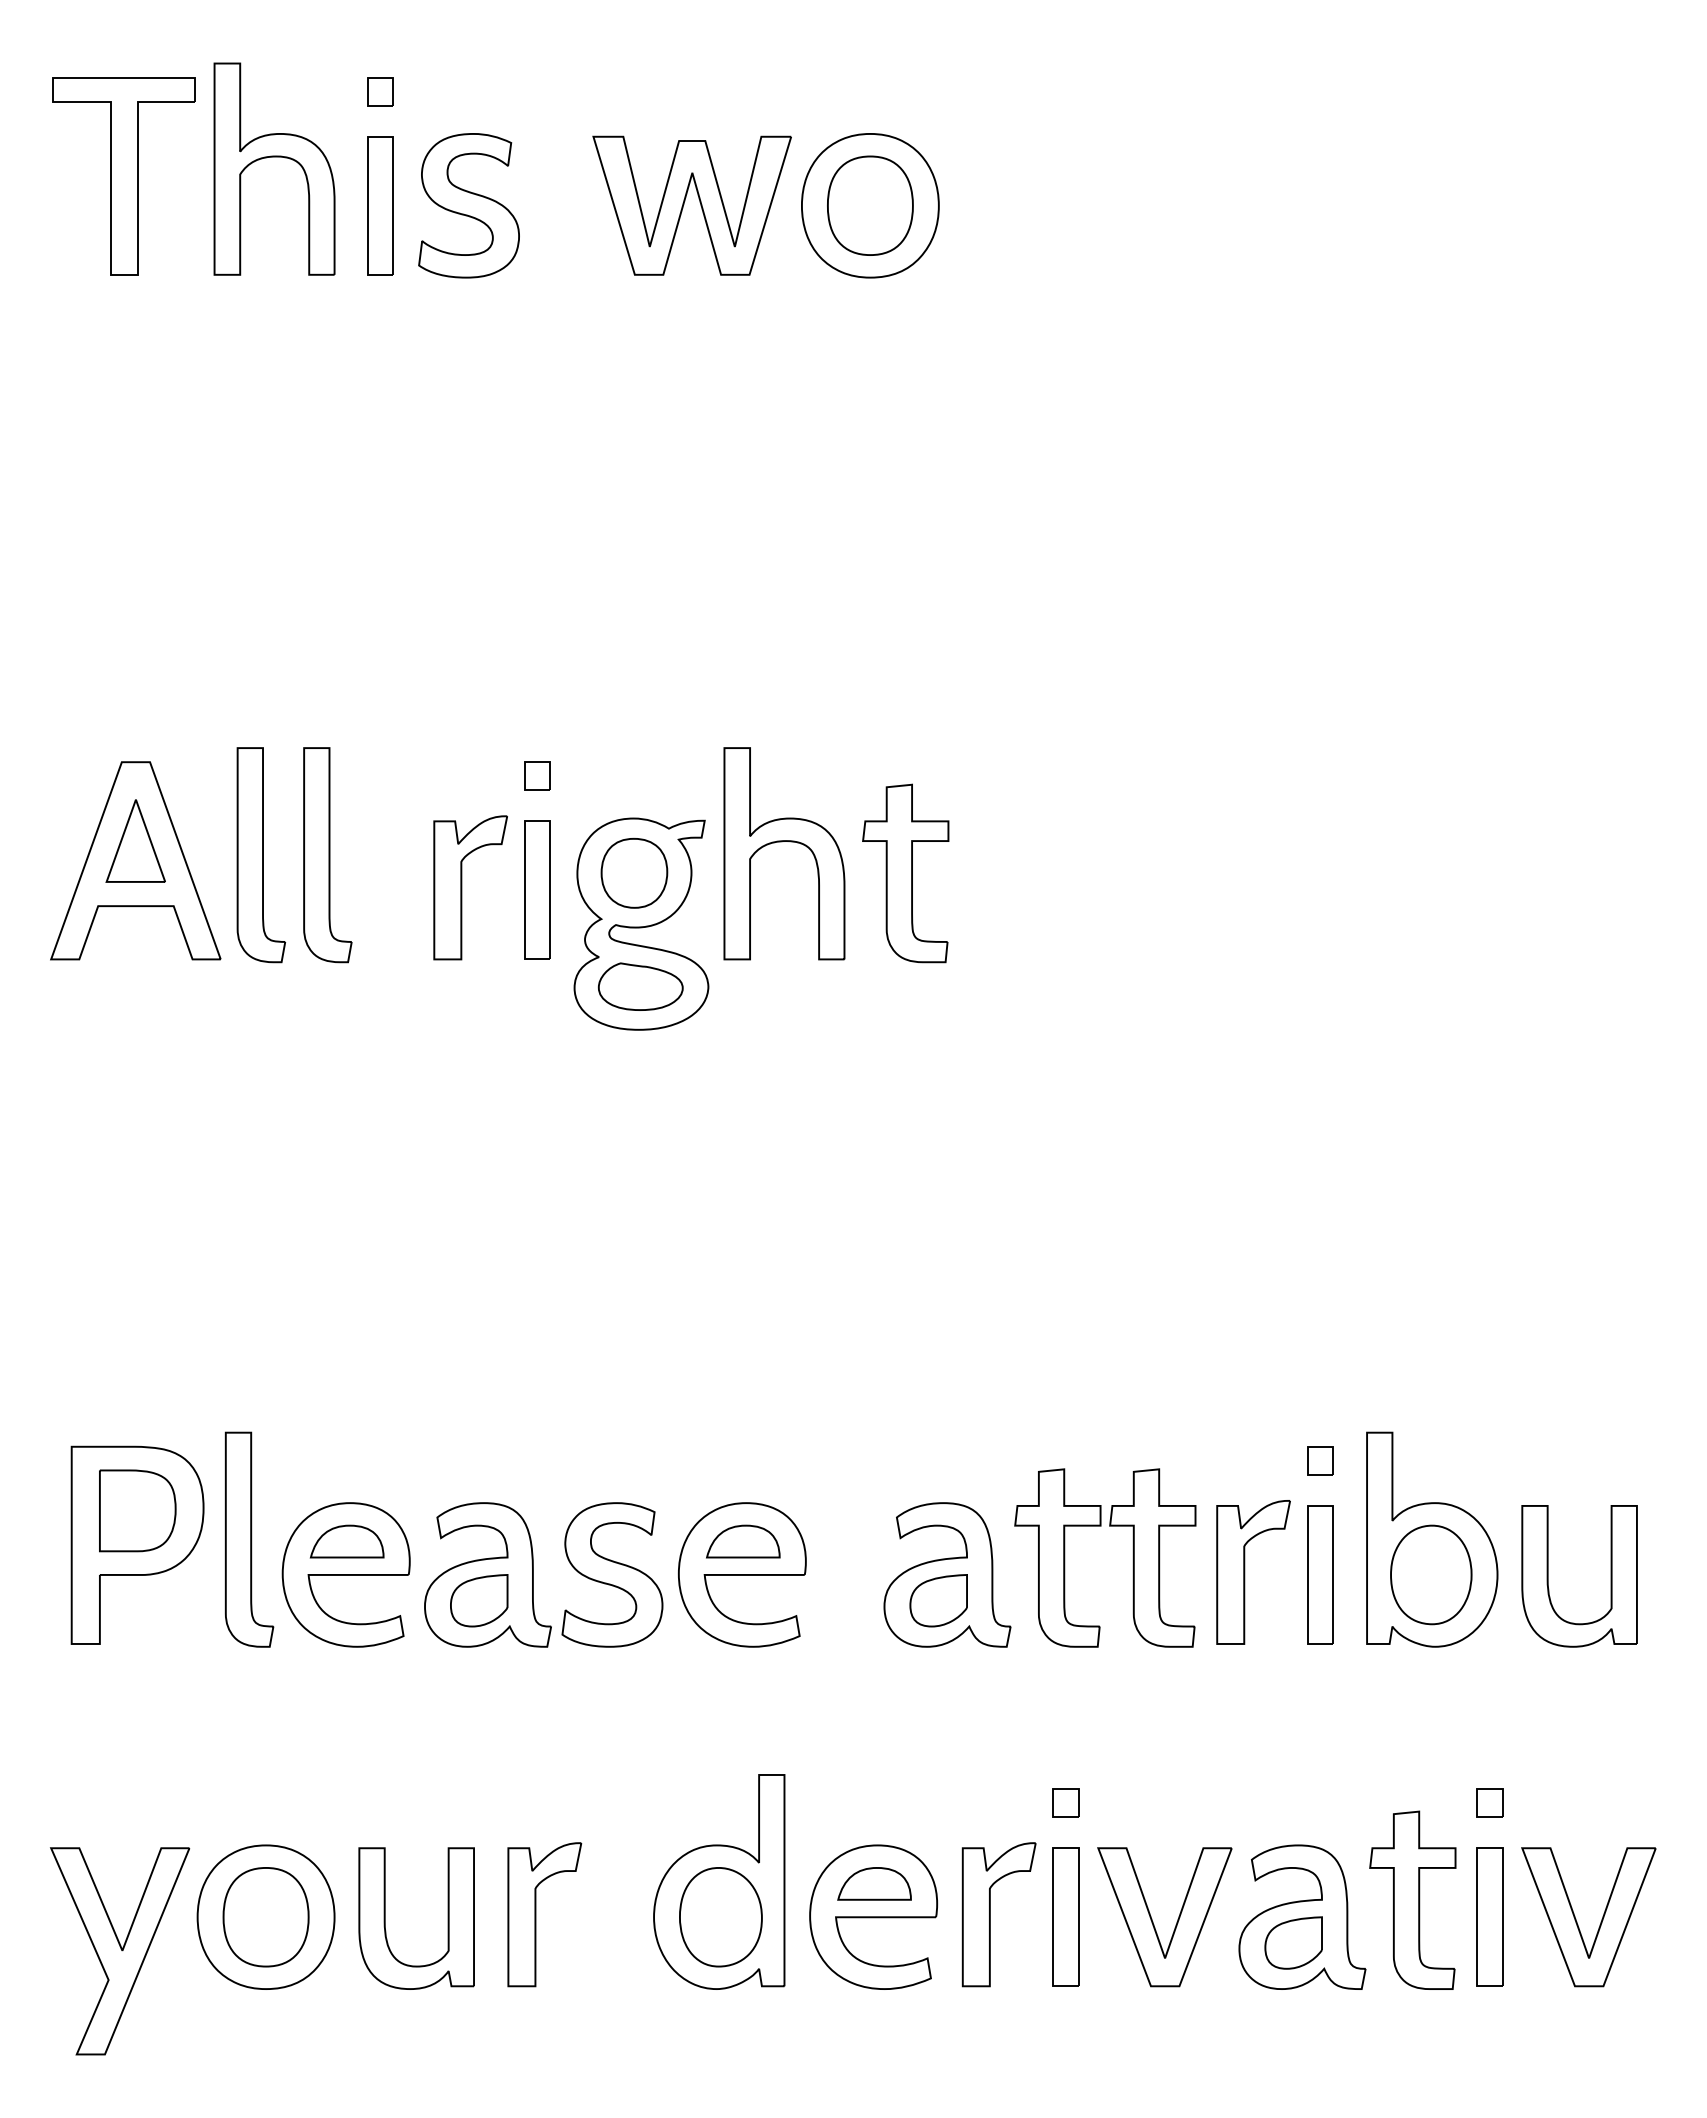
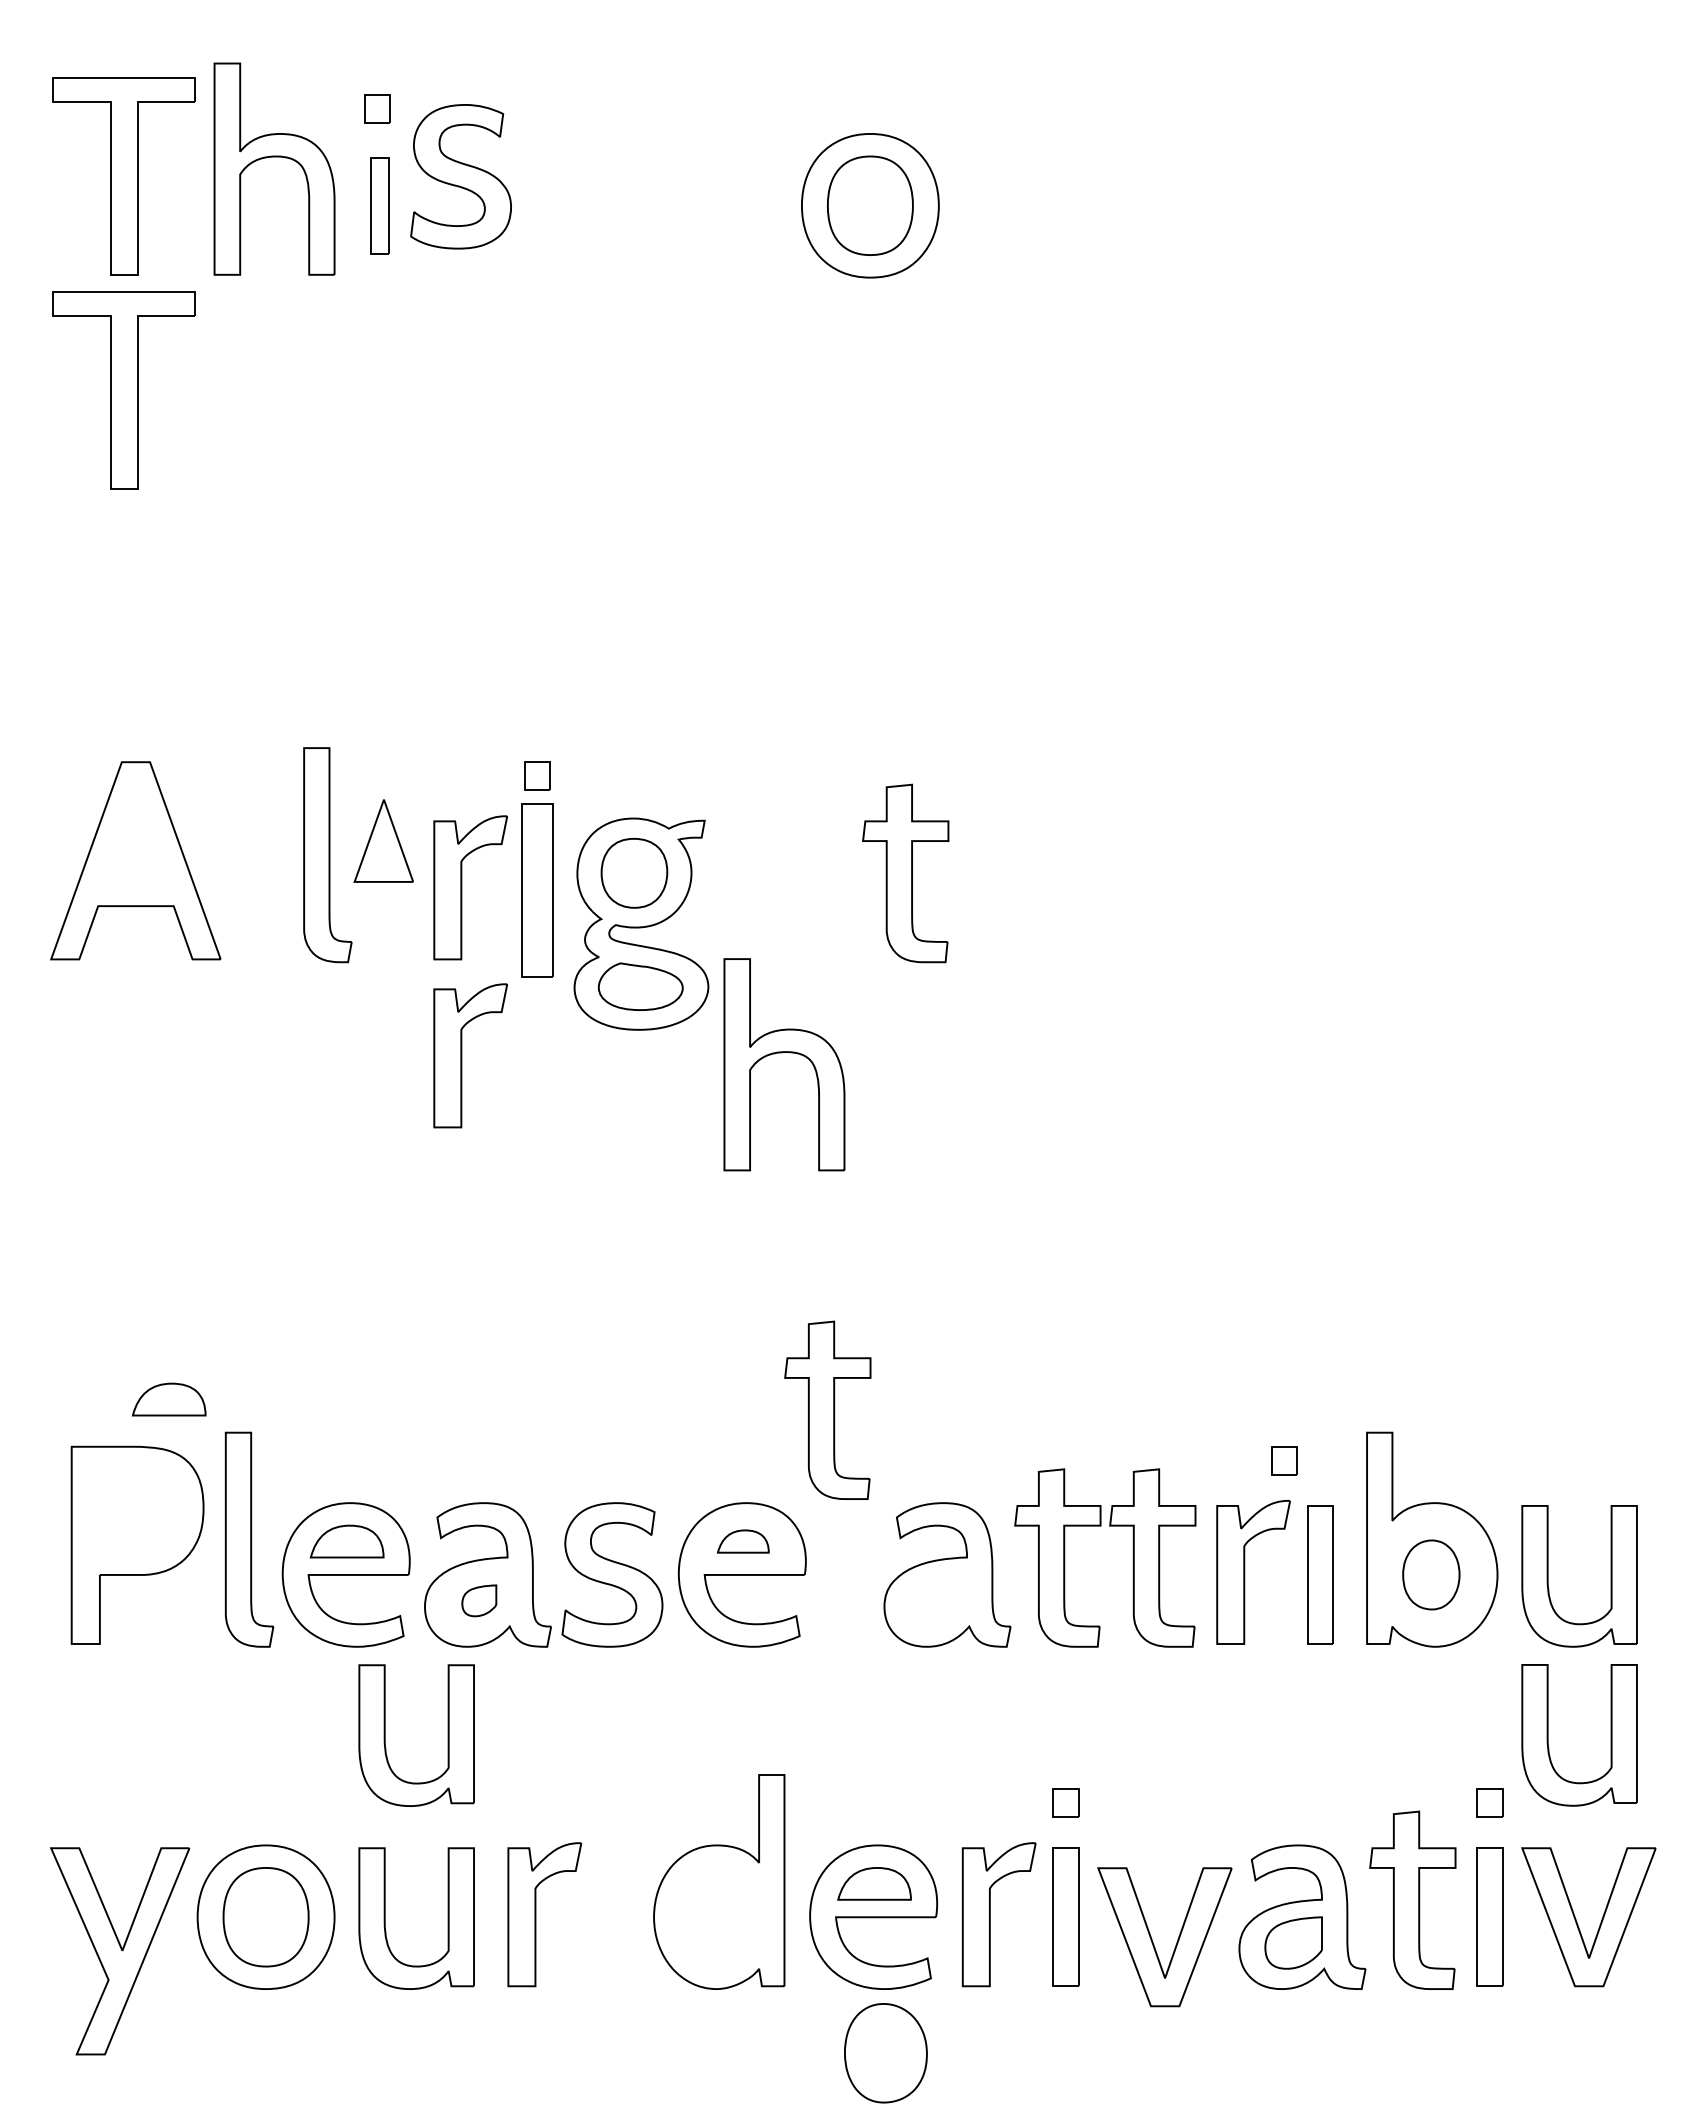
part position: (380, 91) -> (377, 108) (377, 108)
part: present -> none (684, 204)
part size: 27x140 px -> 20x98 px (379, 205)
part position: (468, 205) -> (460, 176) (460, 176)
part: none -> present (123, 390)
part position: (135, 840) -> (383, 840) (383, 840)
part position: (782, 842) -> (782, 1053) (782, 1053)
part: present -> none (261, 855)
part size: 27x140 px -> 33x175 px (537, 890)
part: none -> present (462, 1055)
part: none -> present (168, 1399)
part: none -> present (827, 1409)
part position: (1320, 1460) -> (1284, 1460) (1284, 1460)
part: present -> none (137, 1510)
part size: 75x35 px -> 54x25 px (742, 1541)
part size: 83x102 px -> 59x72 px (1431, 1574)
part size: 59x54 px -> 37x34 px (479, 1600)
part: present -> none (938, 1600)
part: none -> present (385, 1735)
part: none -> present (1548, 1735)
part position: (720, 1917) -> (885, 2053) (885, 2053)
part position: (1153, 1921) -> (1153, 1941) (1153, 1941)
